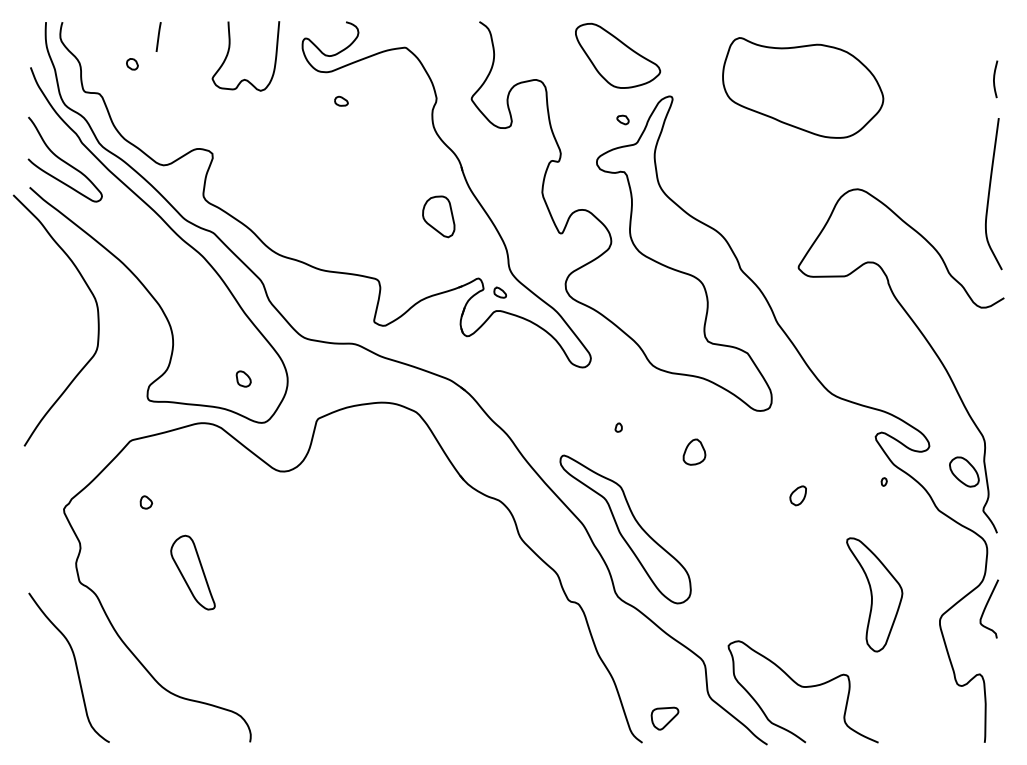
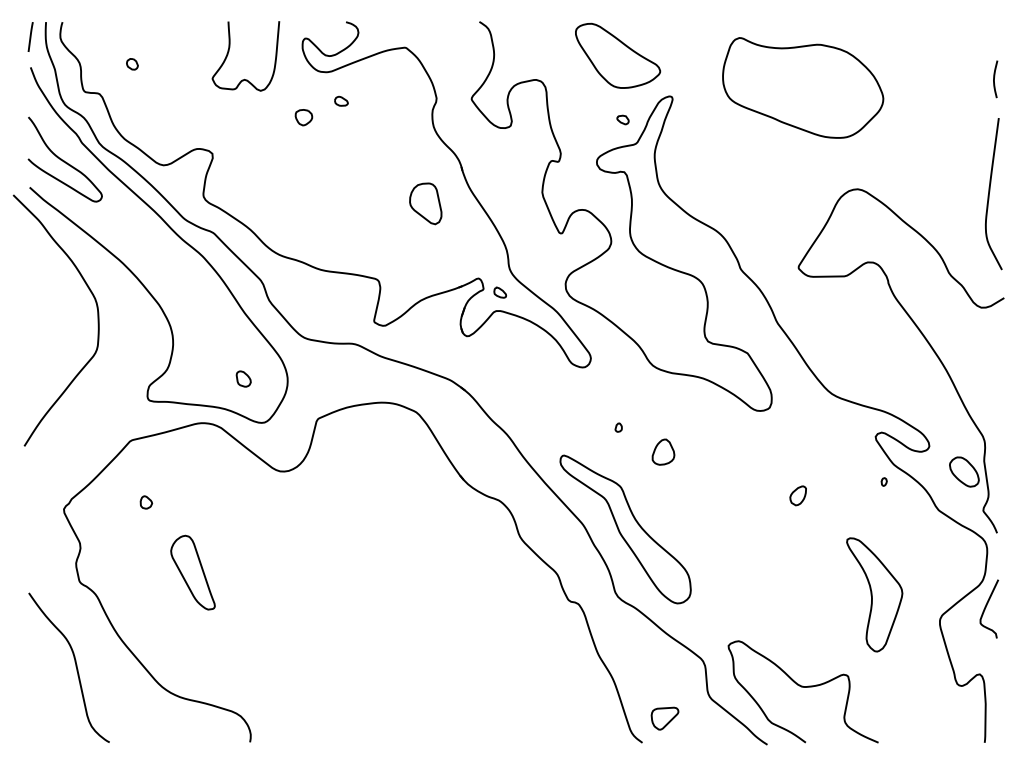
line position: (158, 36) -> (30, 36) (30, 36)
part: none -> present (303, 117)
part position: (438, 216) -> (425, 203) (425, 203)
part position: (694, 451) -> (663, 451) (663, 451)
